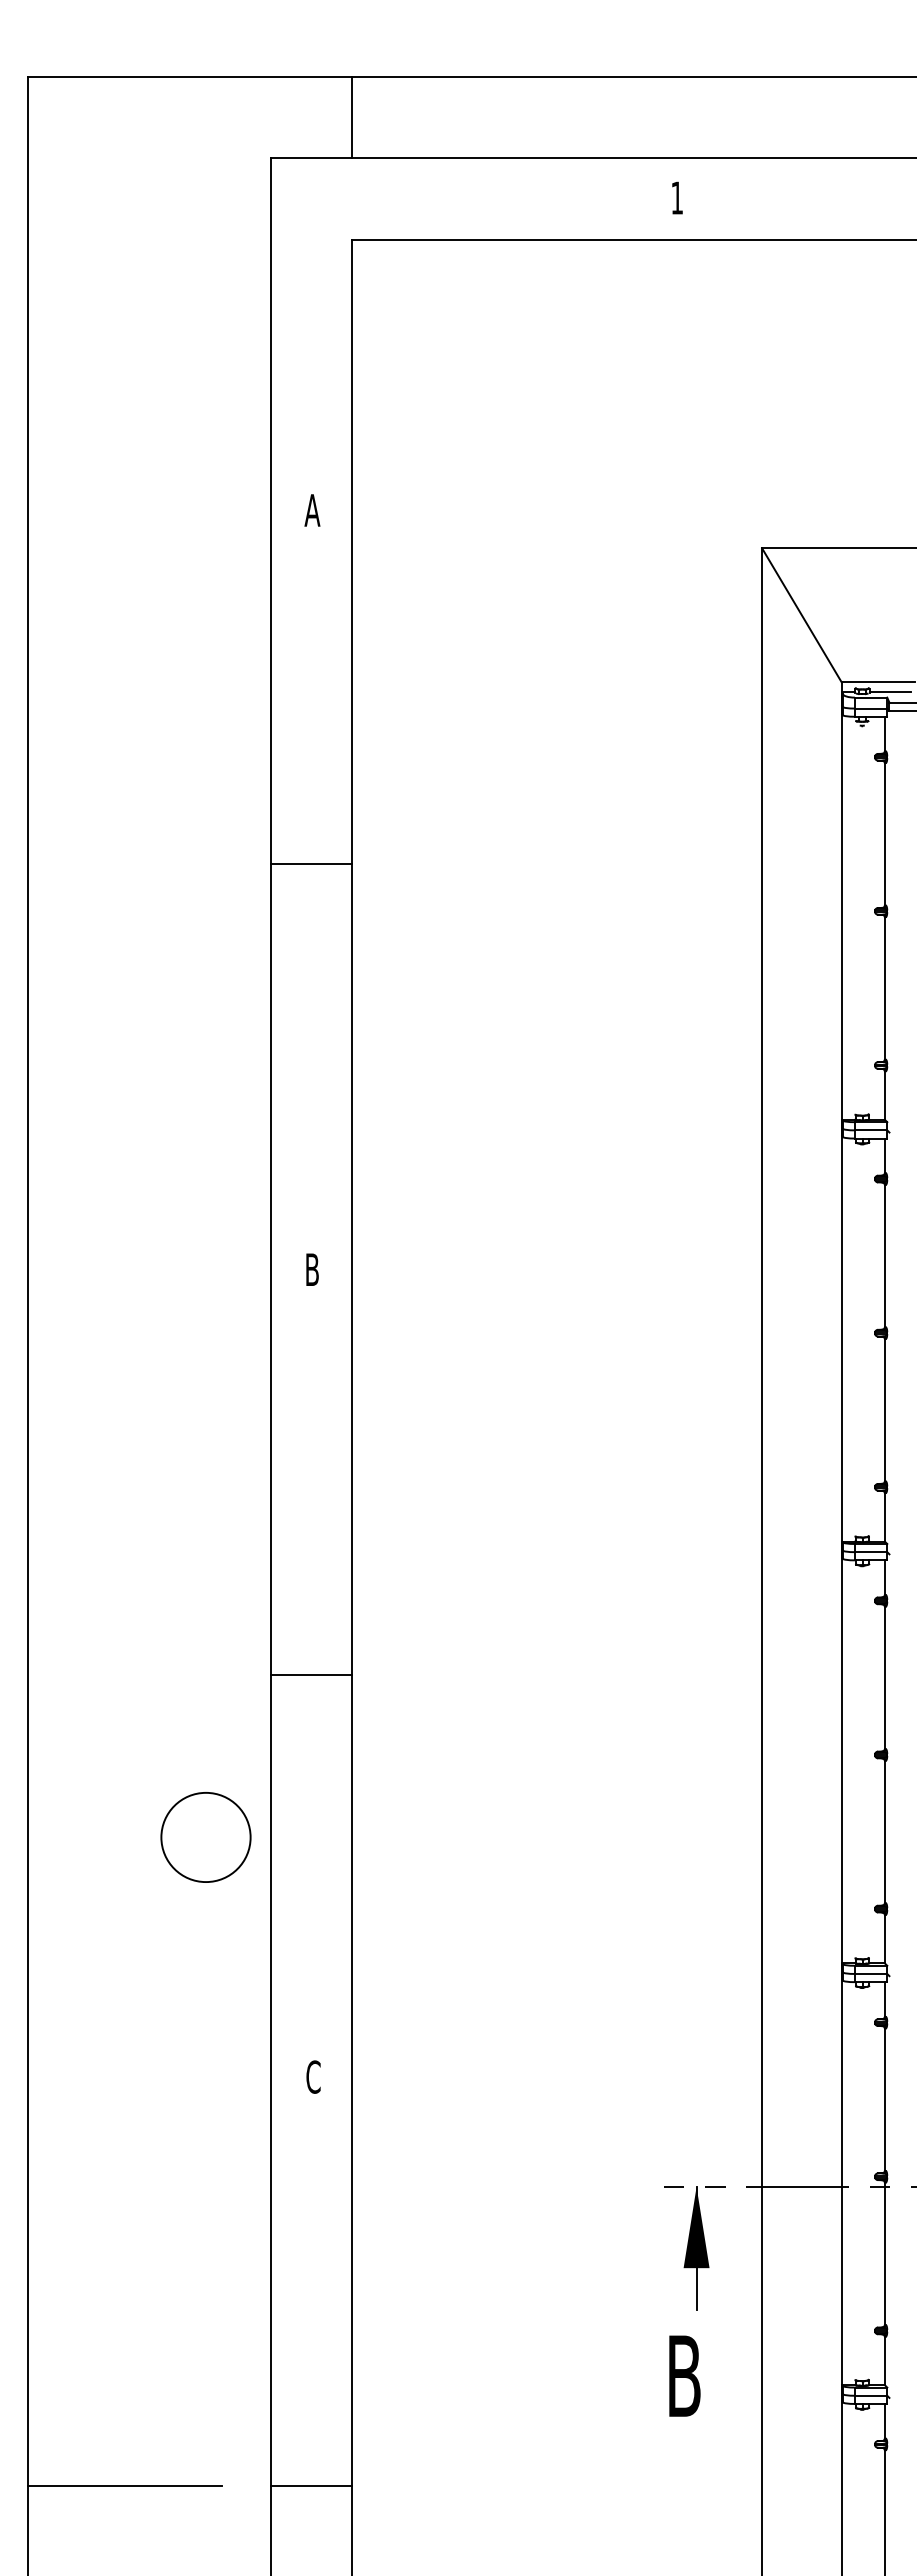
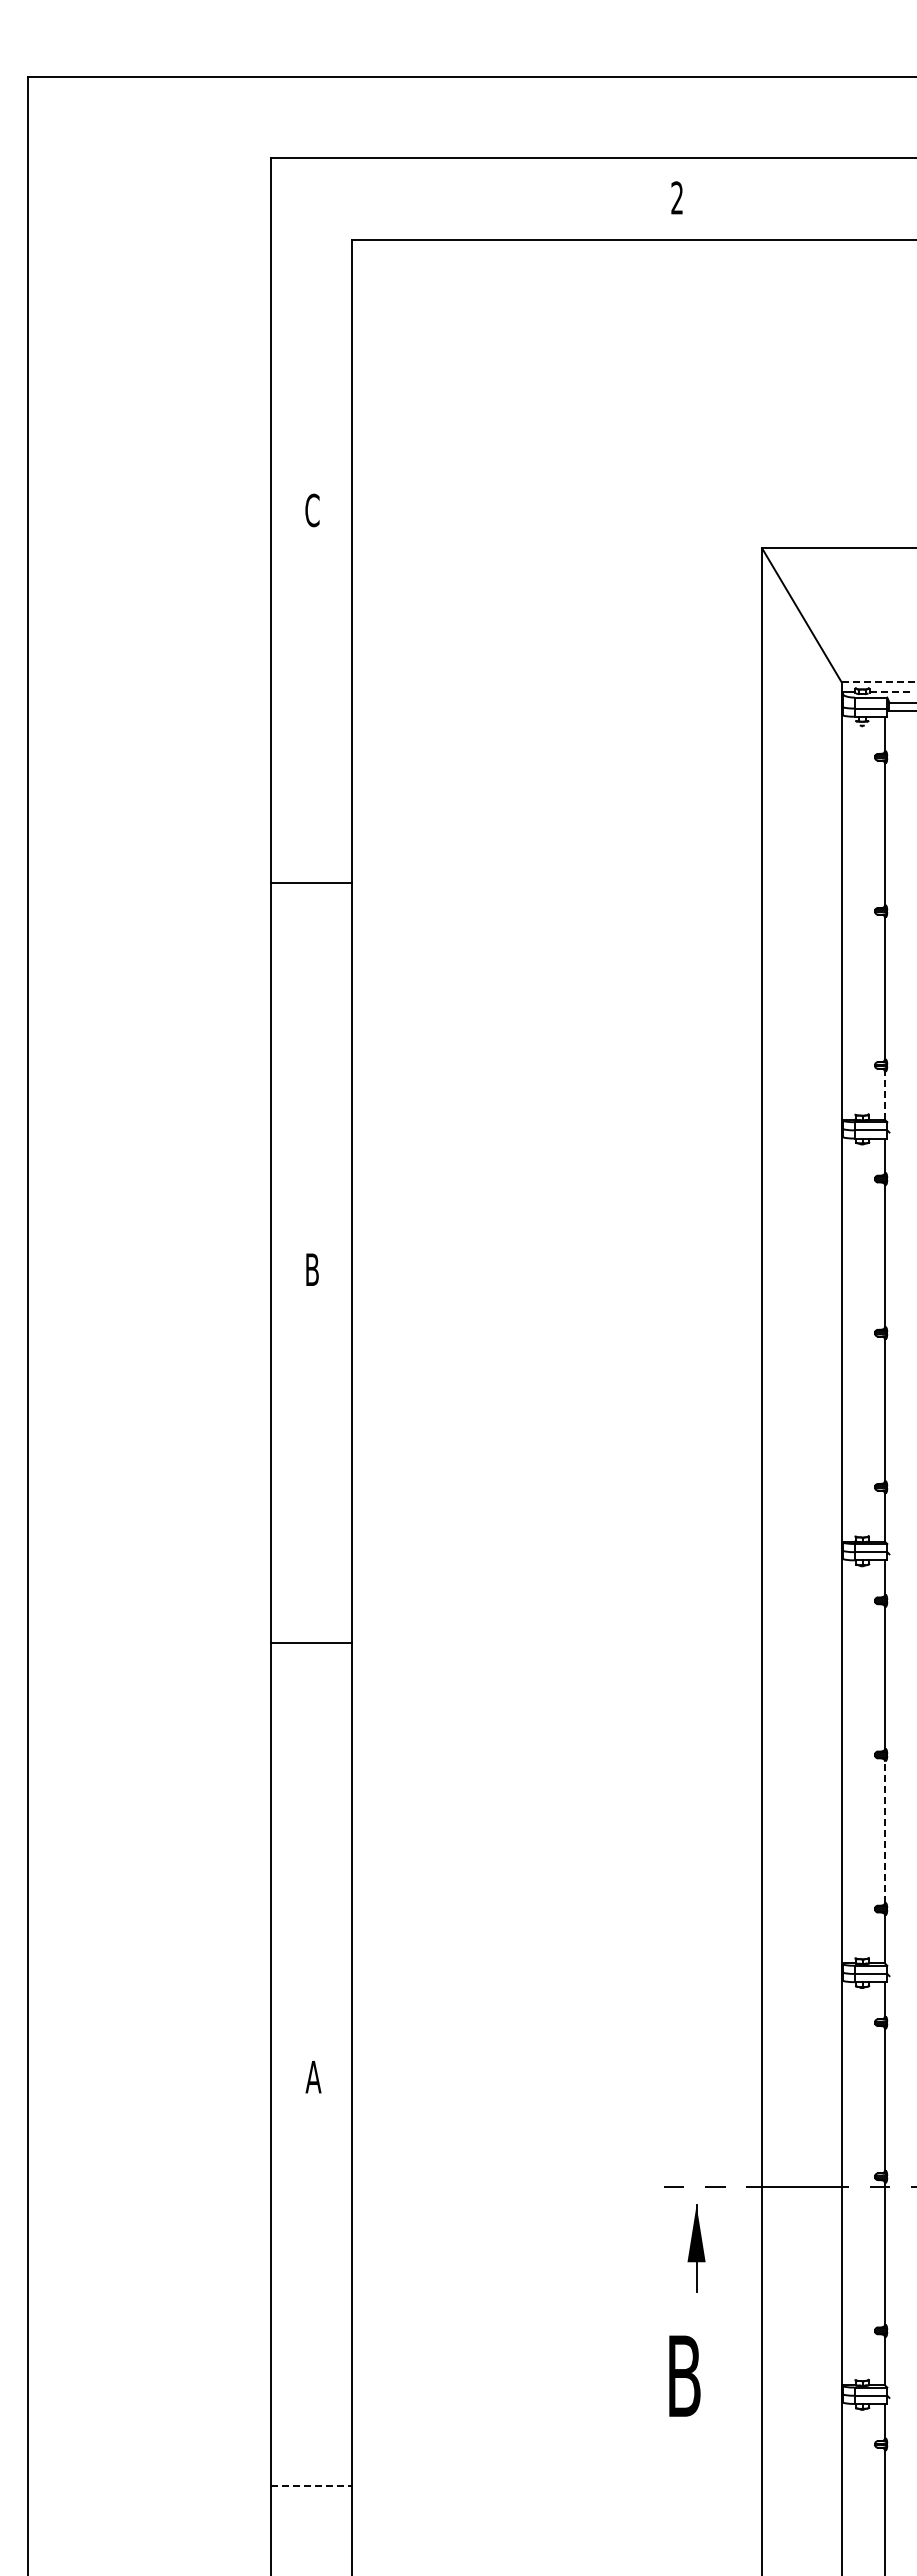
line: present -> none (352, 117)
text: 1 -> 2 (676, 197)
text: A -> C (312, 510)
line: solid -> dashed (878, 682)
line: solid -> dashed (890, 692)
line position: (311, 864) -> (311, 883) (311, 883)
line: solid -> dashed (884, 1095)
line position: (311, 1675) -> (311, 1643) (311, 1643)
line: solid -> dashed (884, 1831)
circle: present -> none (205, 1837)
text: C -> A (313, 2076)
part size: 27x125 px -> 19x89 px (696, 2248)
line: present -> none (124, 2486)
line: solid -> dashed (311, 2486)
